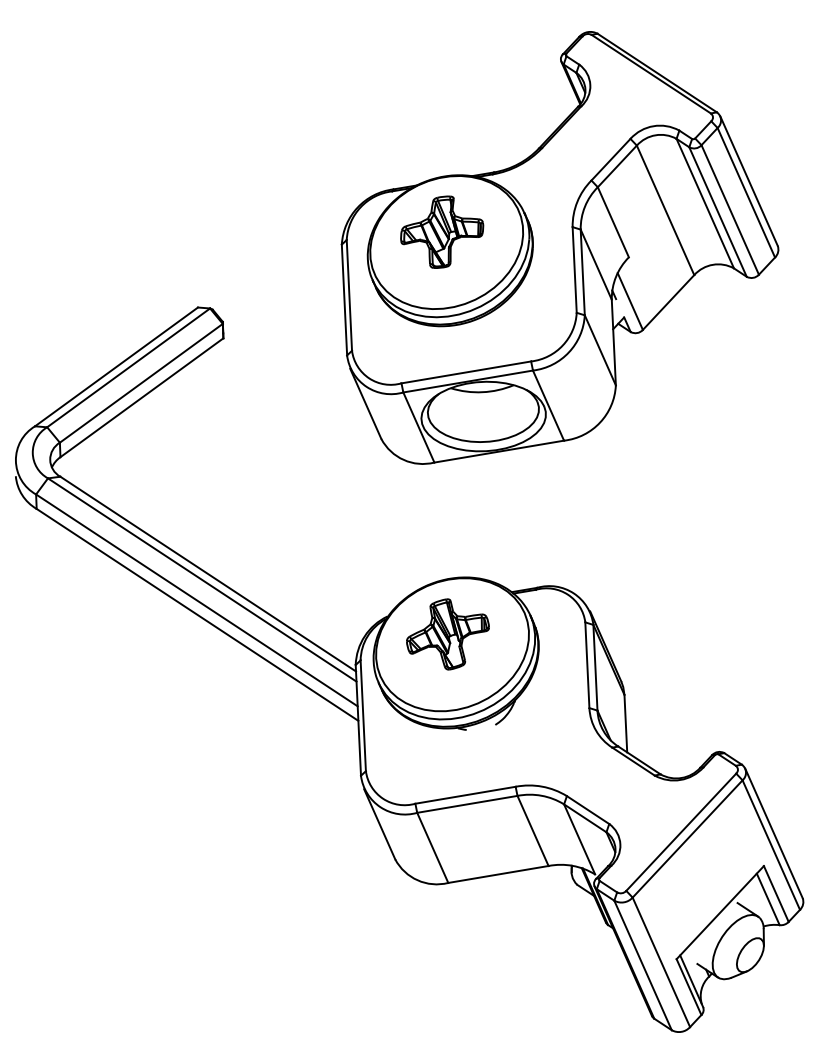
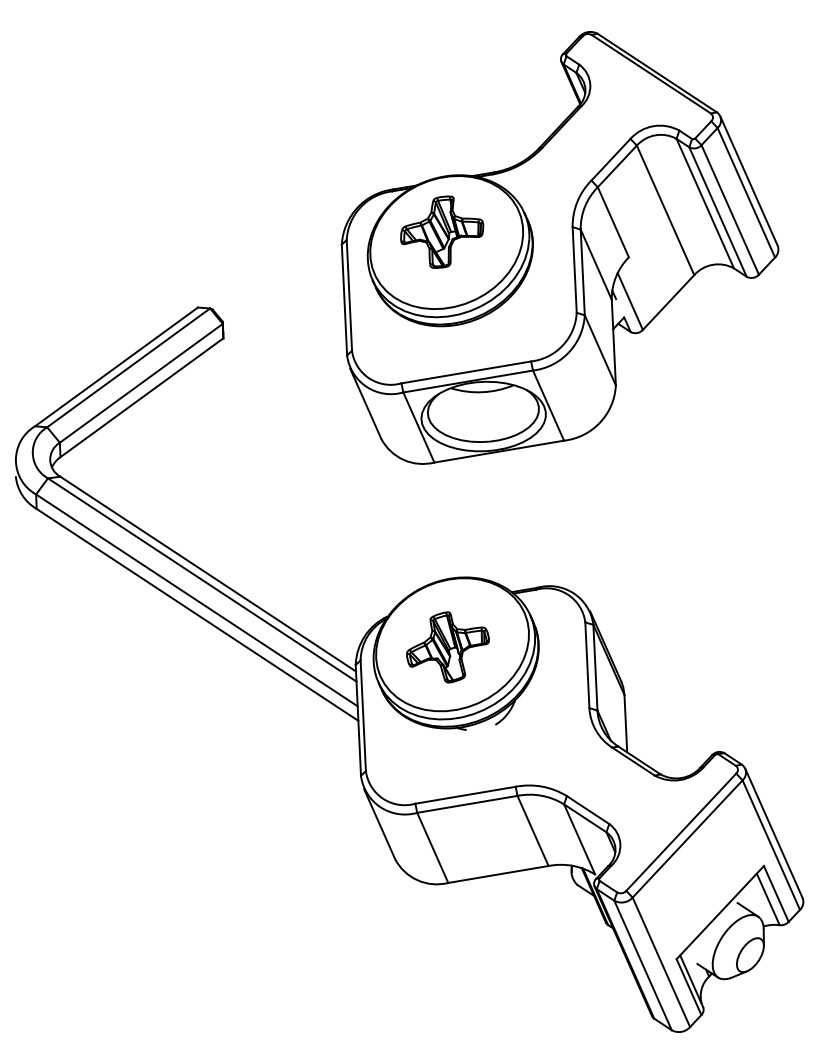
part position: (447, 634) -> (447, 647) (447, 647)
